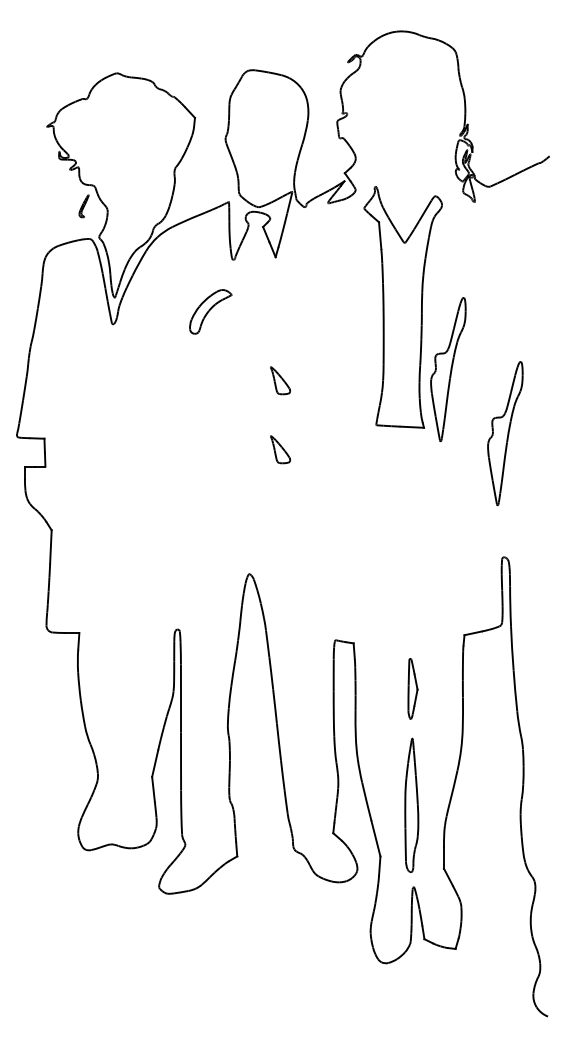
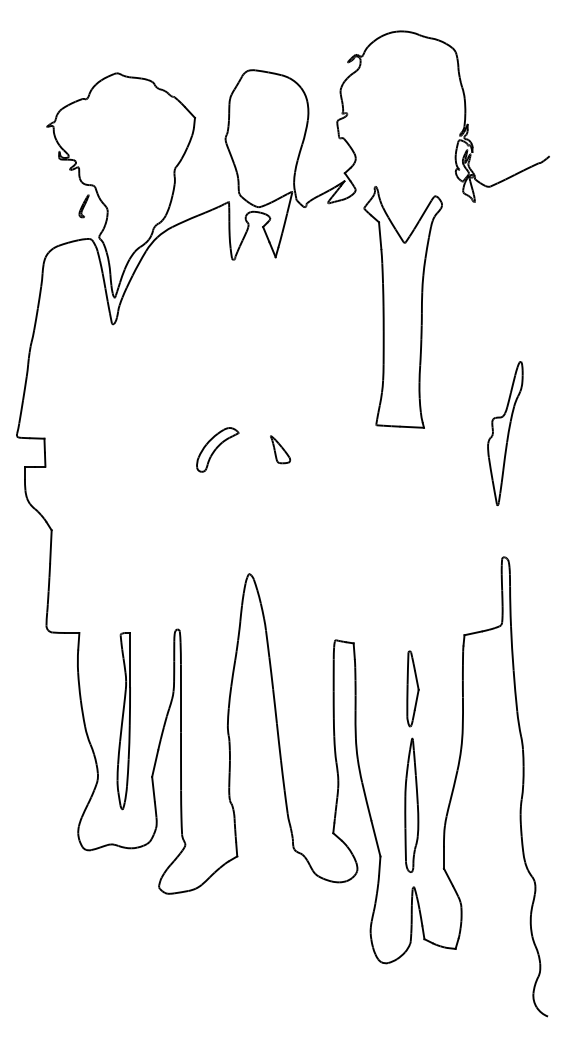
part position: (210, 311) -> (217, 449) (217, 449)
part: present -> none (448, 369)
part: present -> none (280, 380)
part size: 12x62 px -> 14x78 px (412, 688)
part: none -> present (123, 721)
